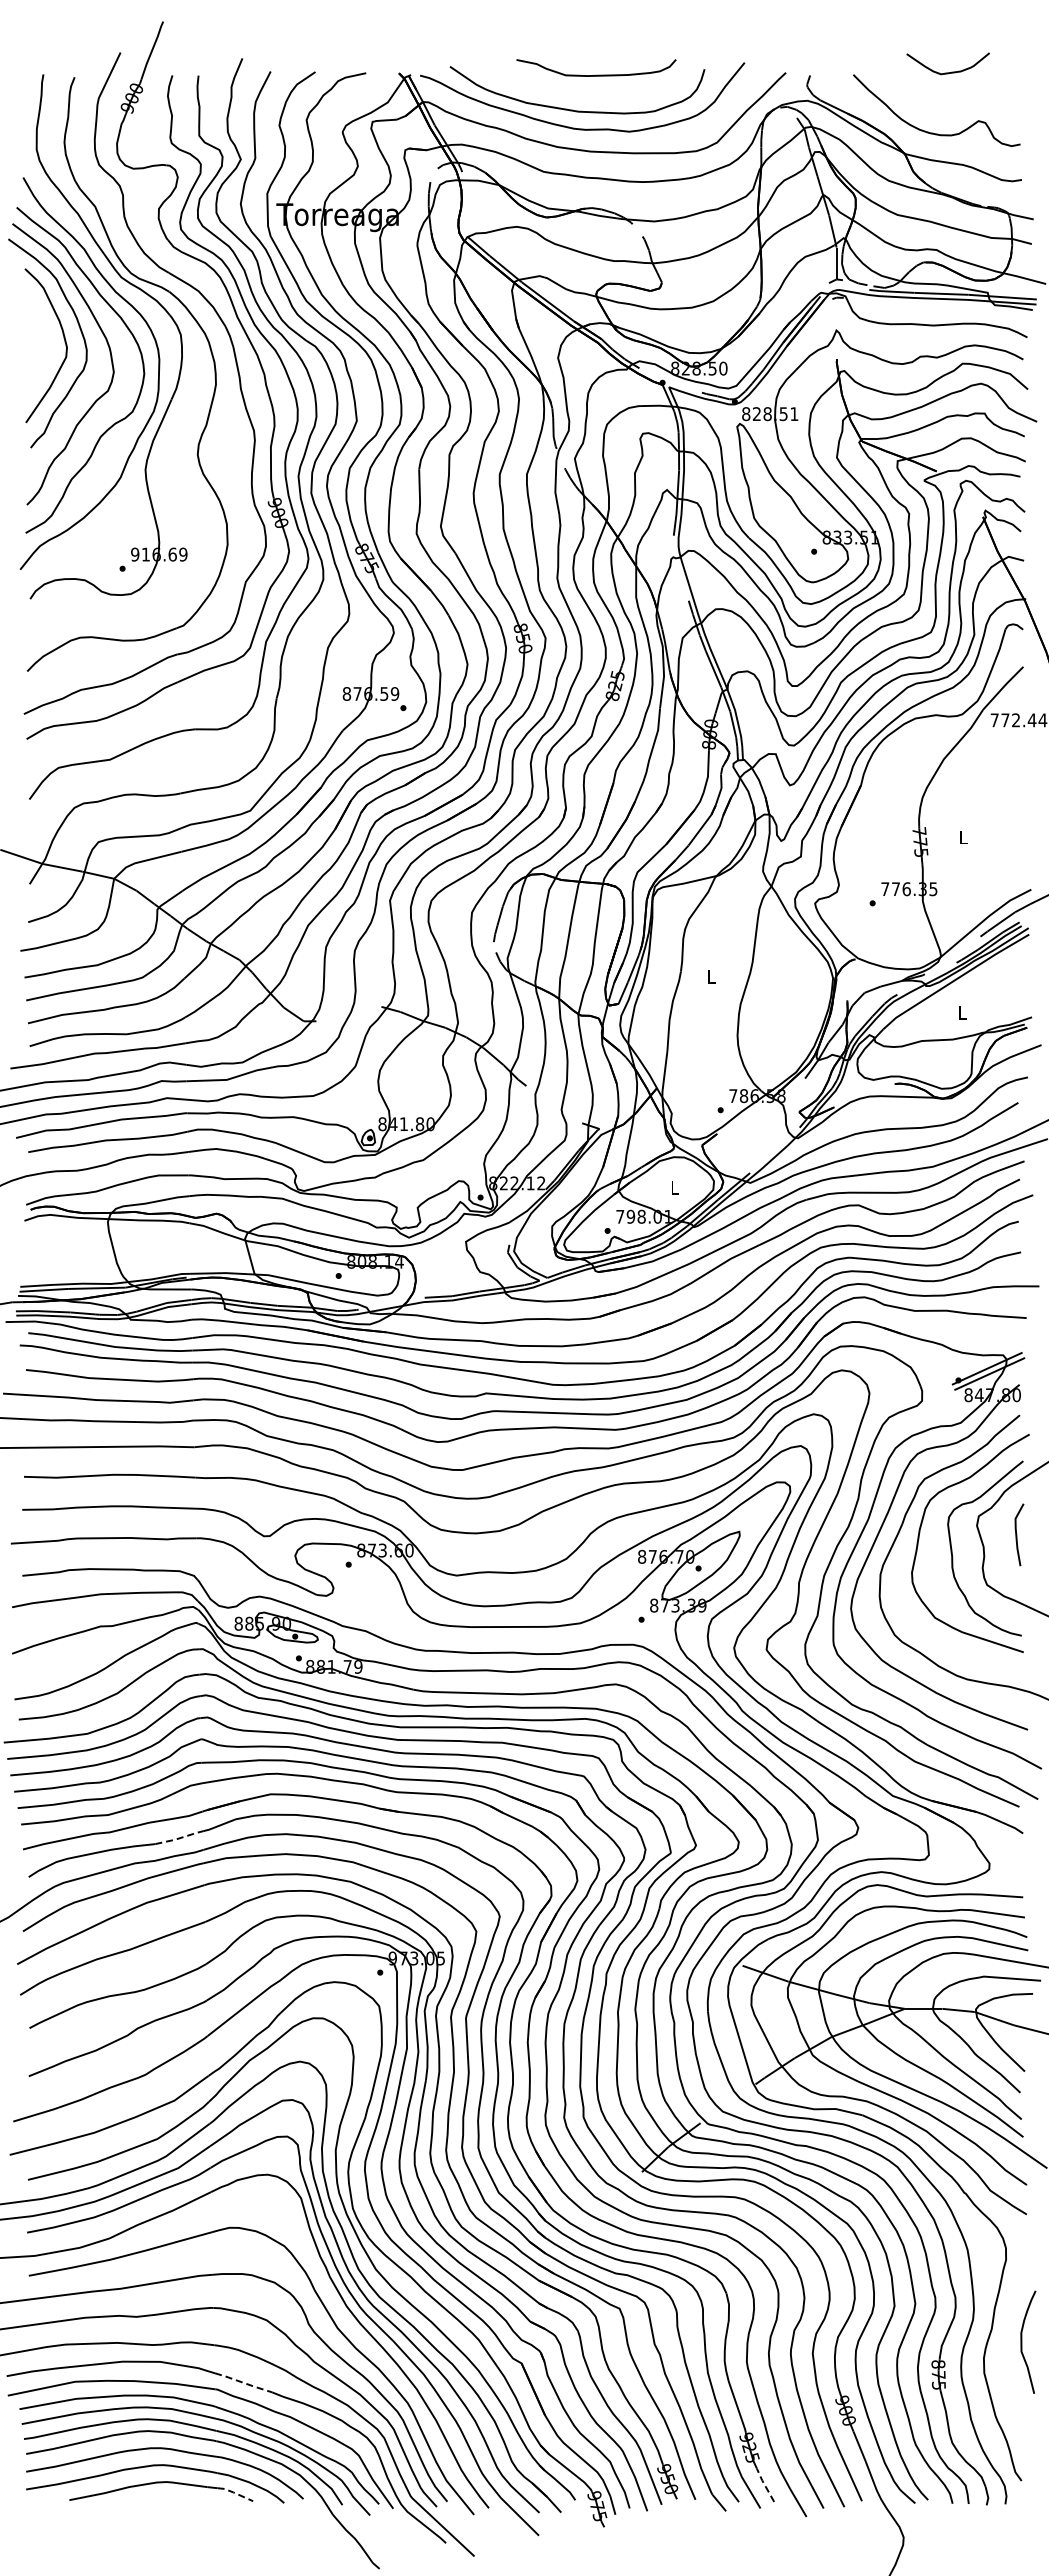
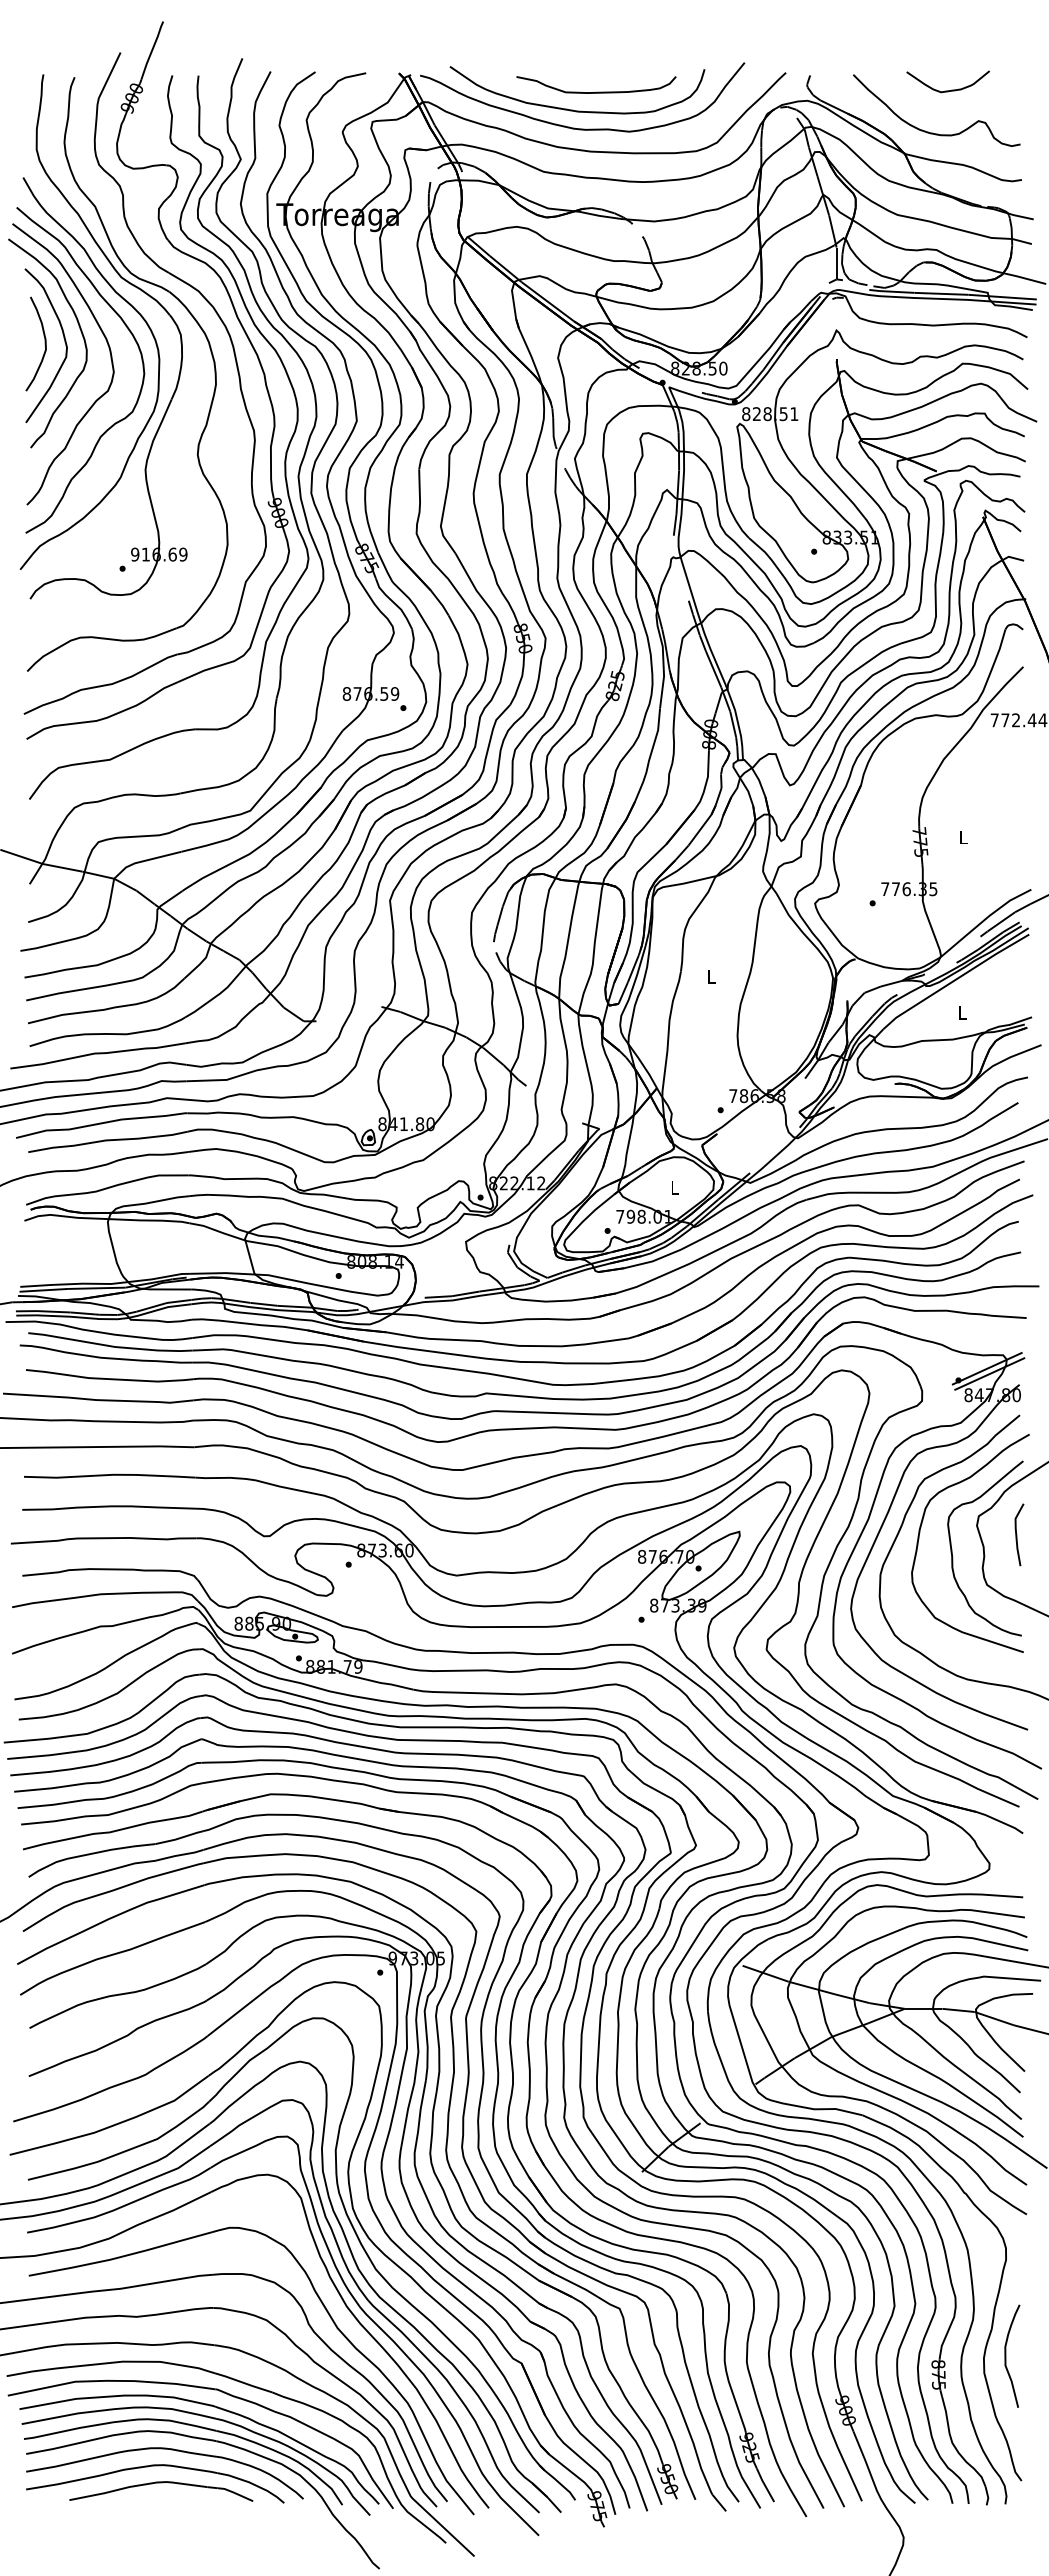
curve position: (951, 71) -> (951, 89) (951, 89)
curve position: (596, 74) -> (596, 91) (596, 91)
curve: none -> present (44, 343)
line: dashed -> solid (179, 1838)
curve position: (1022, 2341) -> (1006, 2355) (1006, 2355)
line: dashed -> solid (243, 2382)
line: dashed -> solid (764, 2484)
line: dashed -> solid (235, 2493)
